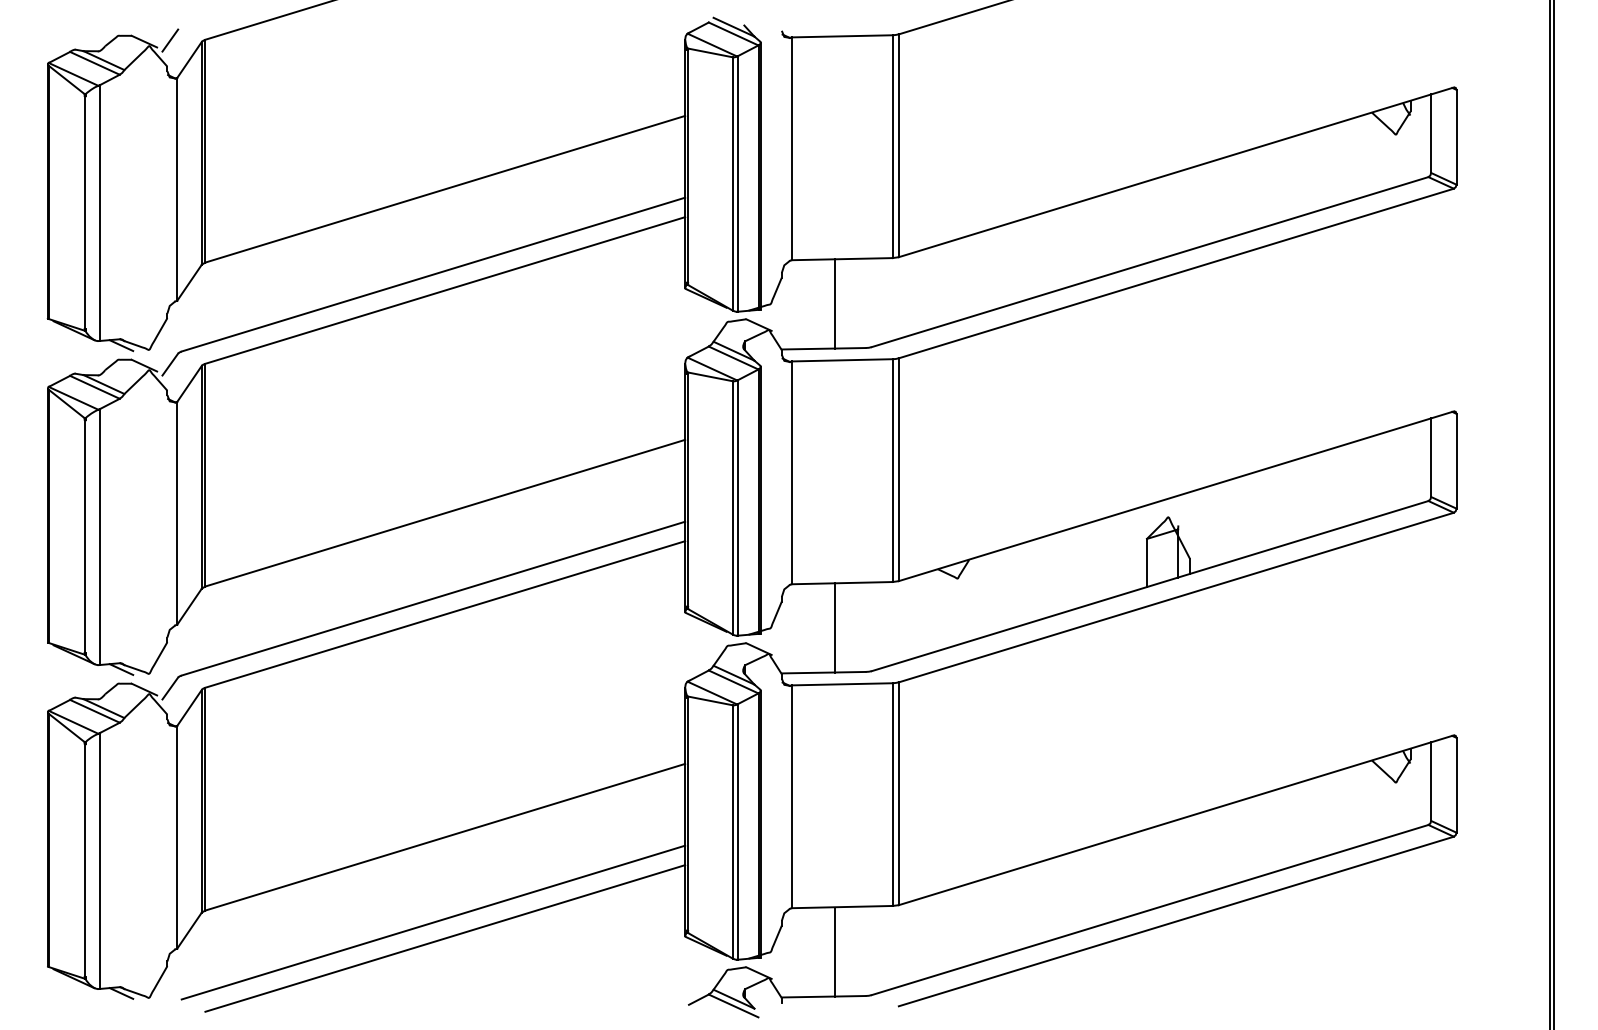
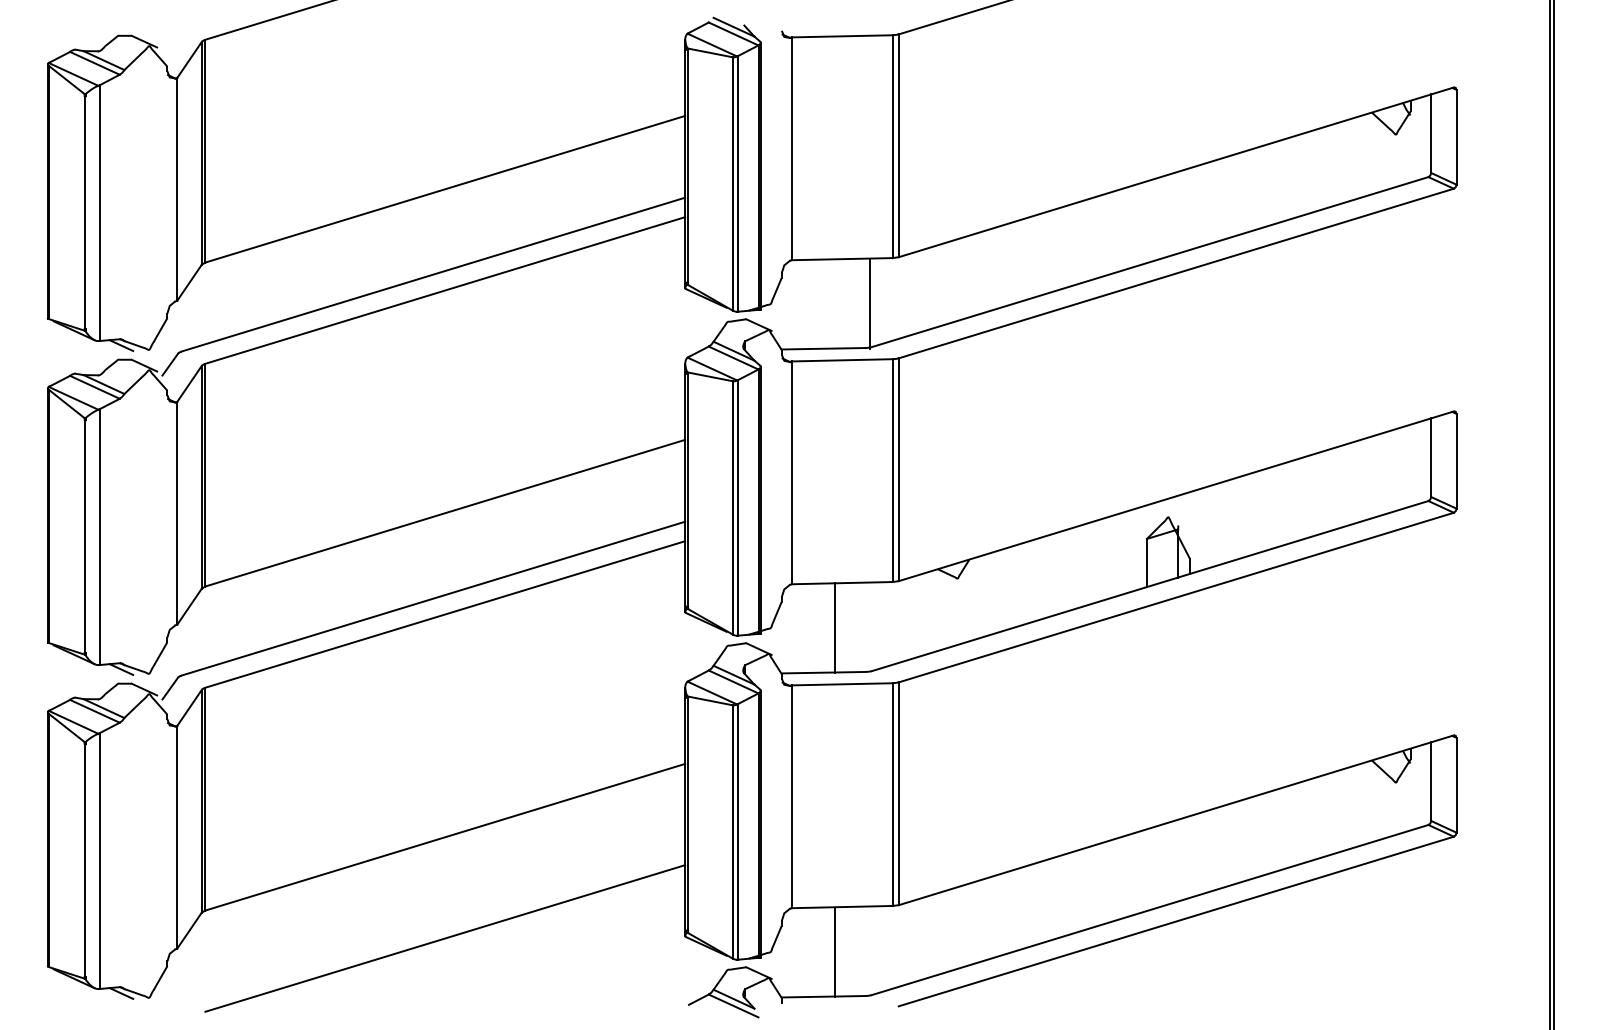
line: present -> none (170, 40)
line position: (835, 303) -> (870, 303) (870, 303)
line: present -> none (433, 922)
